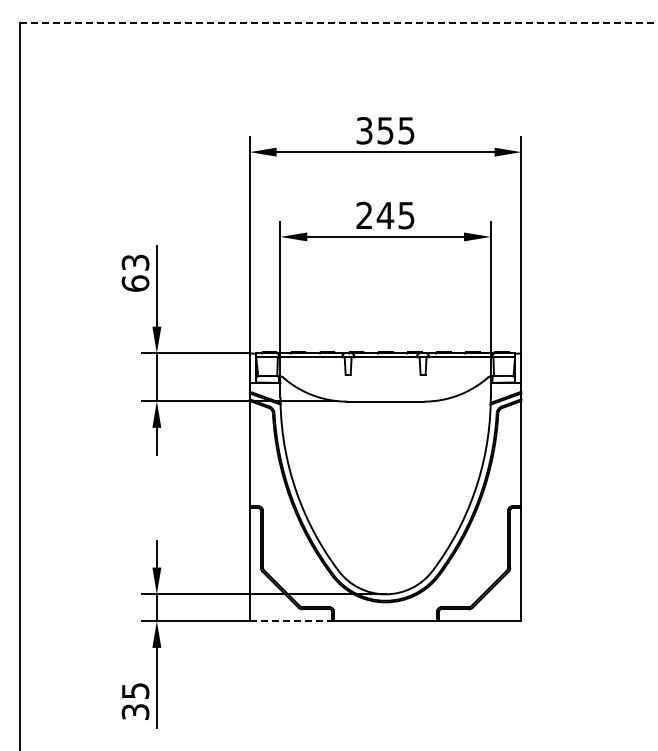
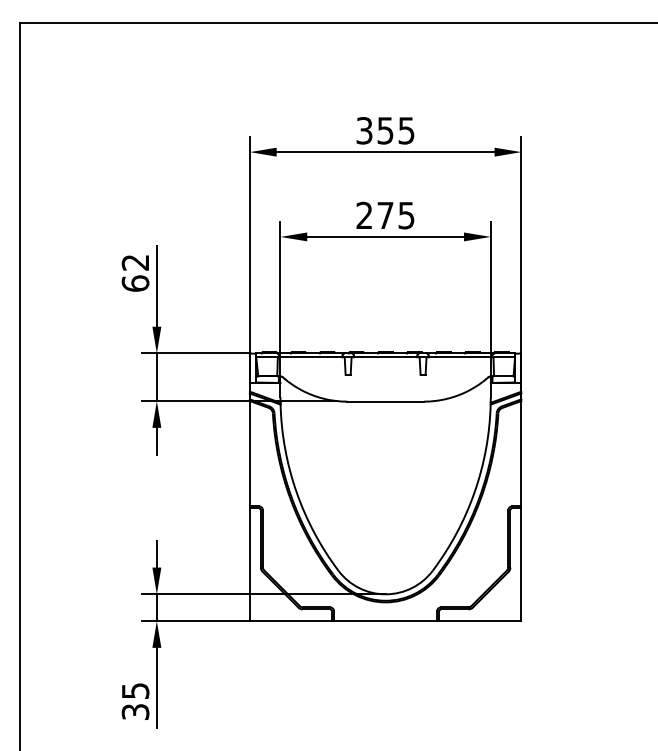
line: dashed -> solid (338, 22)
text: 245 -> 275 (385, 215)
text: 63 -> 62 (135, 262)
line: dashed -> solid (291, 621)
